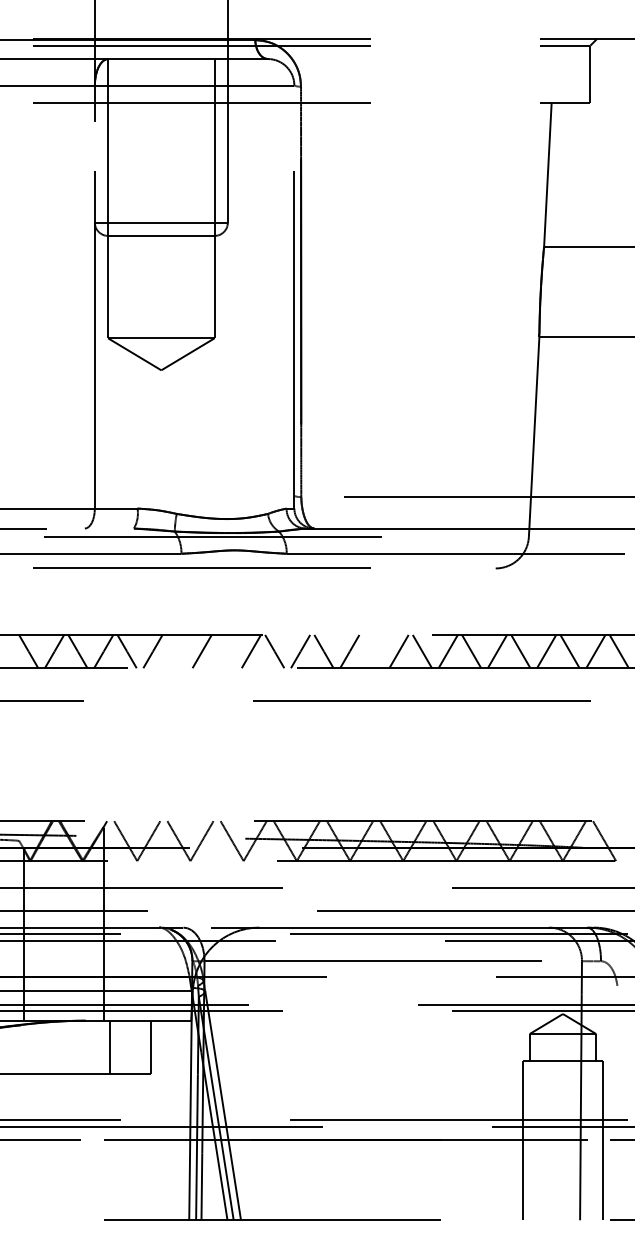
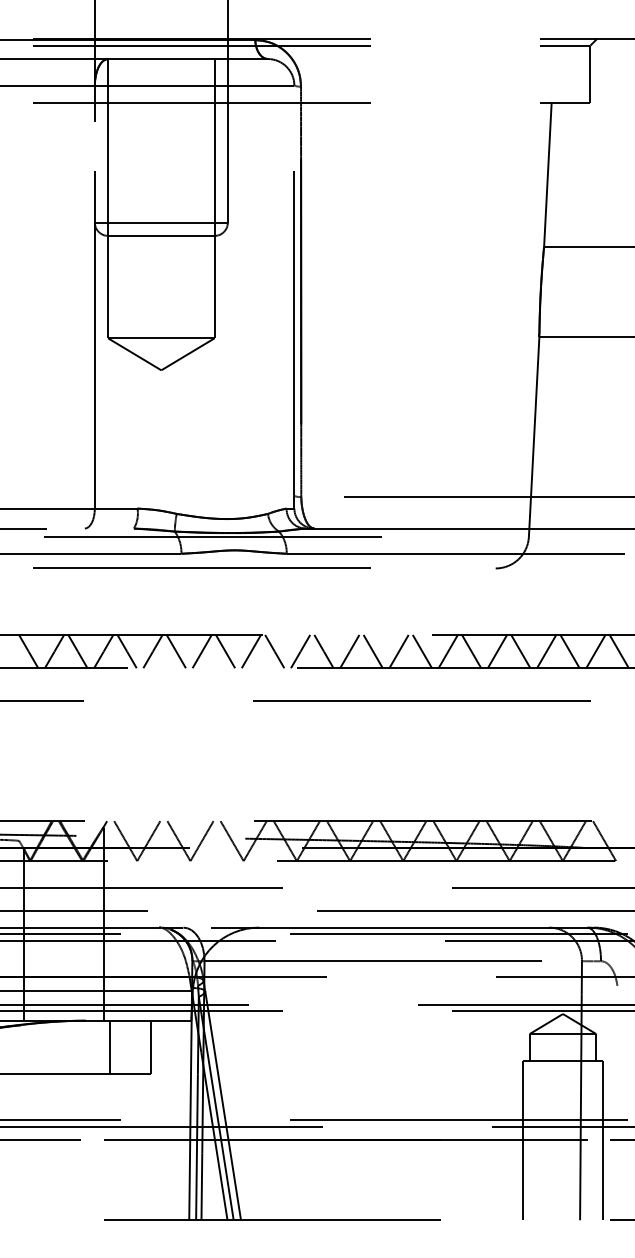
line: none -> present (175, 651)
line: none -> present (225, 651)
line: none -> present (372, 651)
